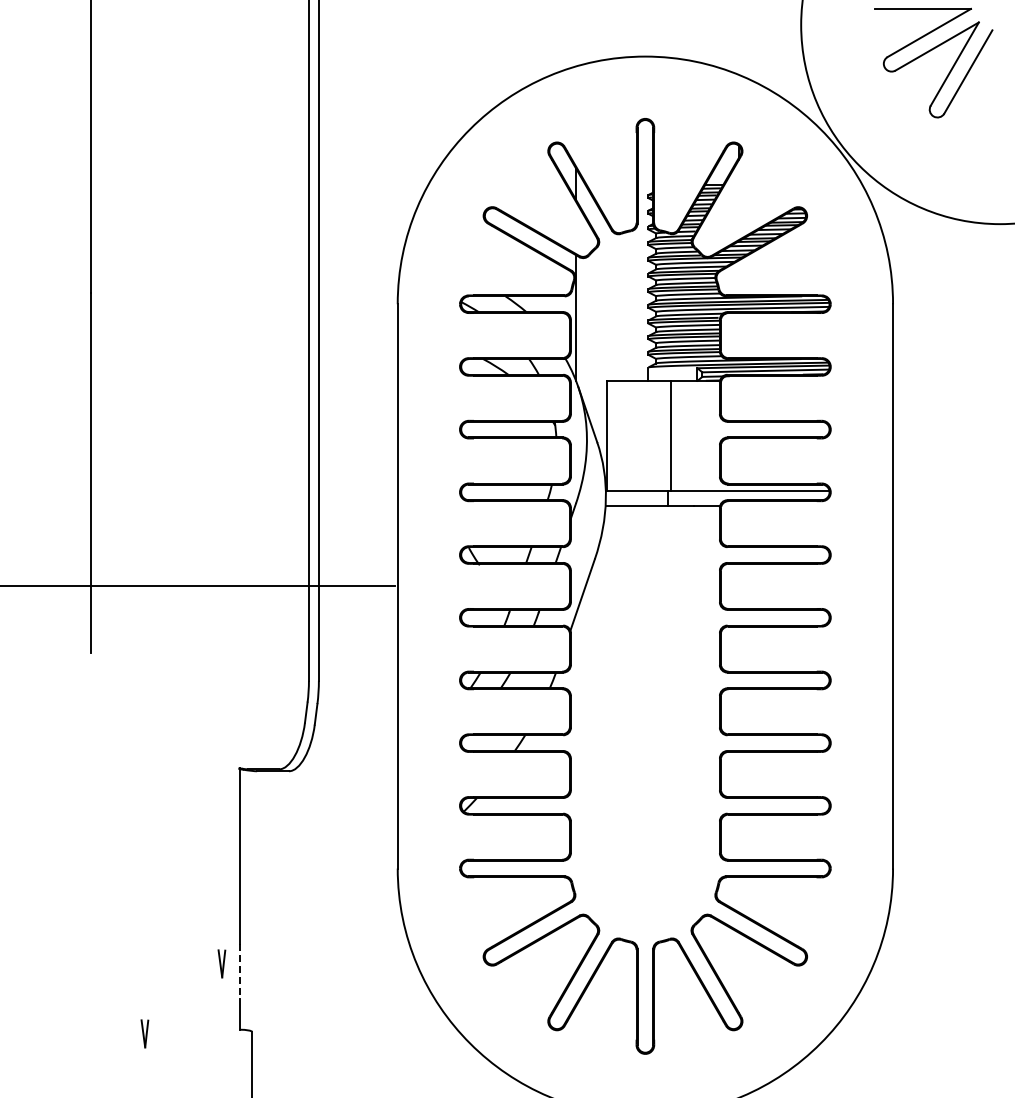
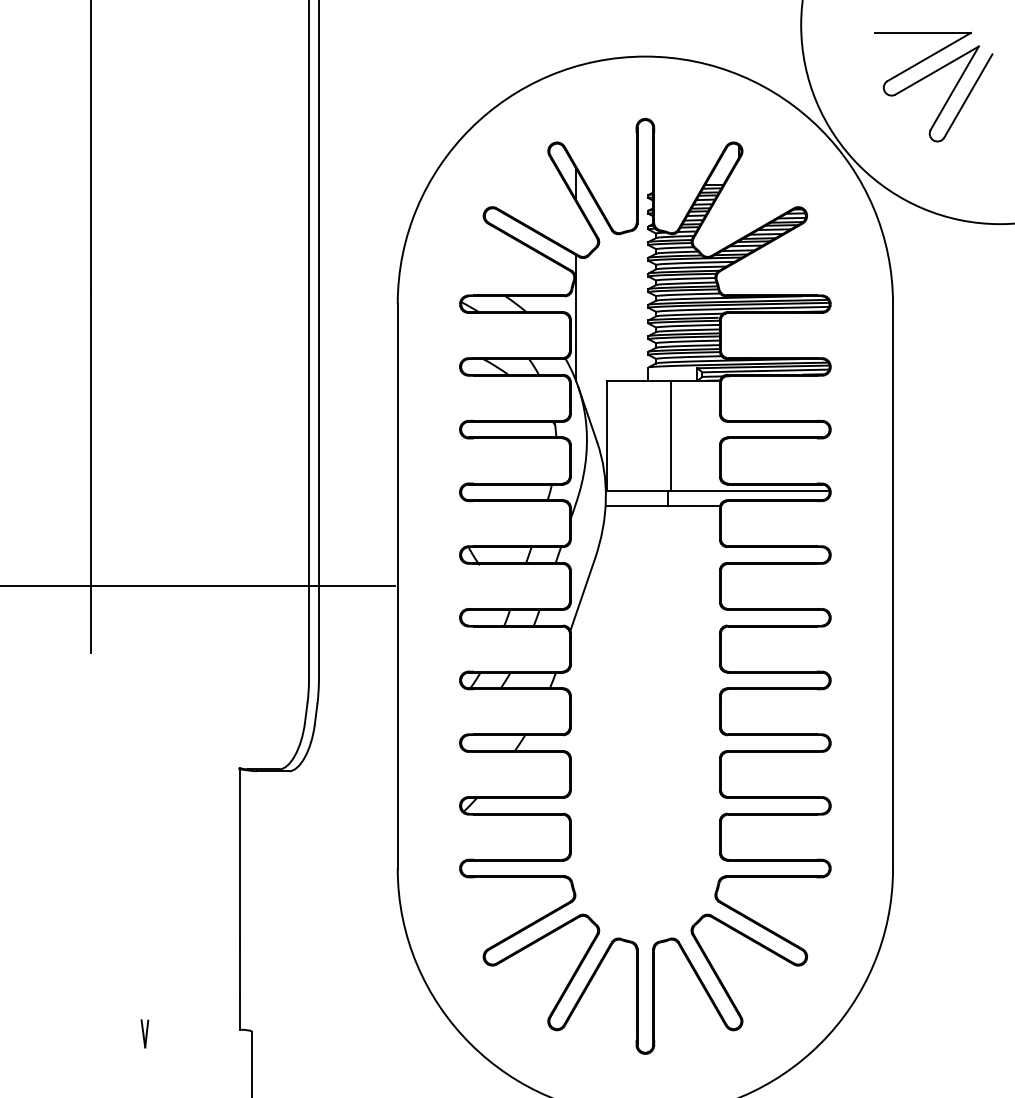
part position: (929, 52) -> (929, 76) (929, 76)
part: present -> none (221, 963)
line: dashed -> solid (239, 972)
